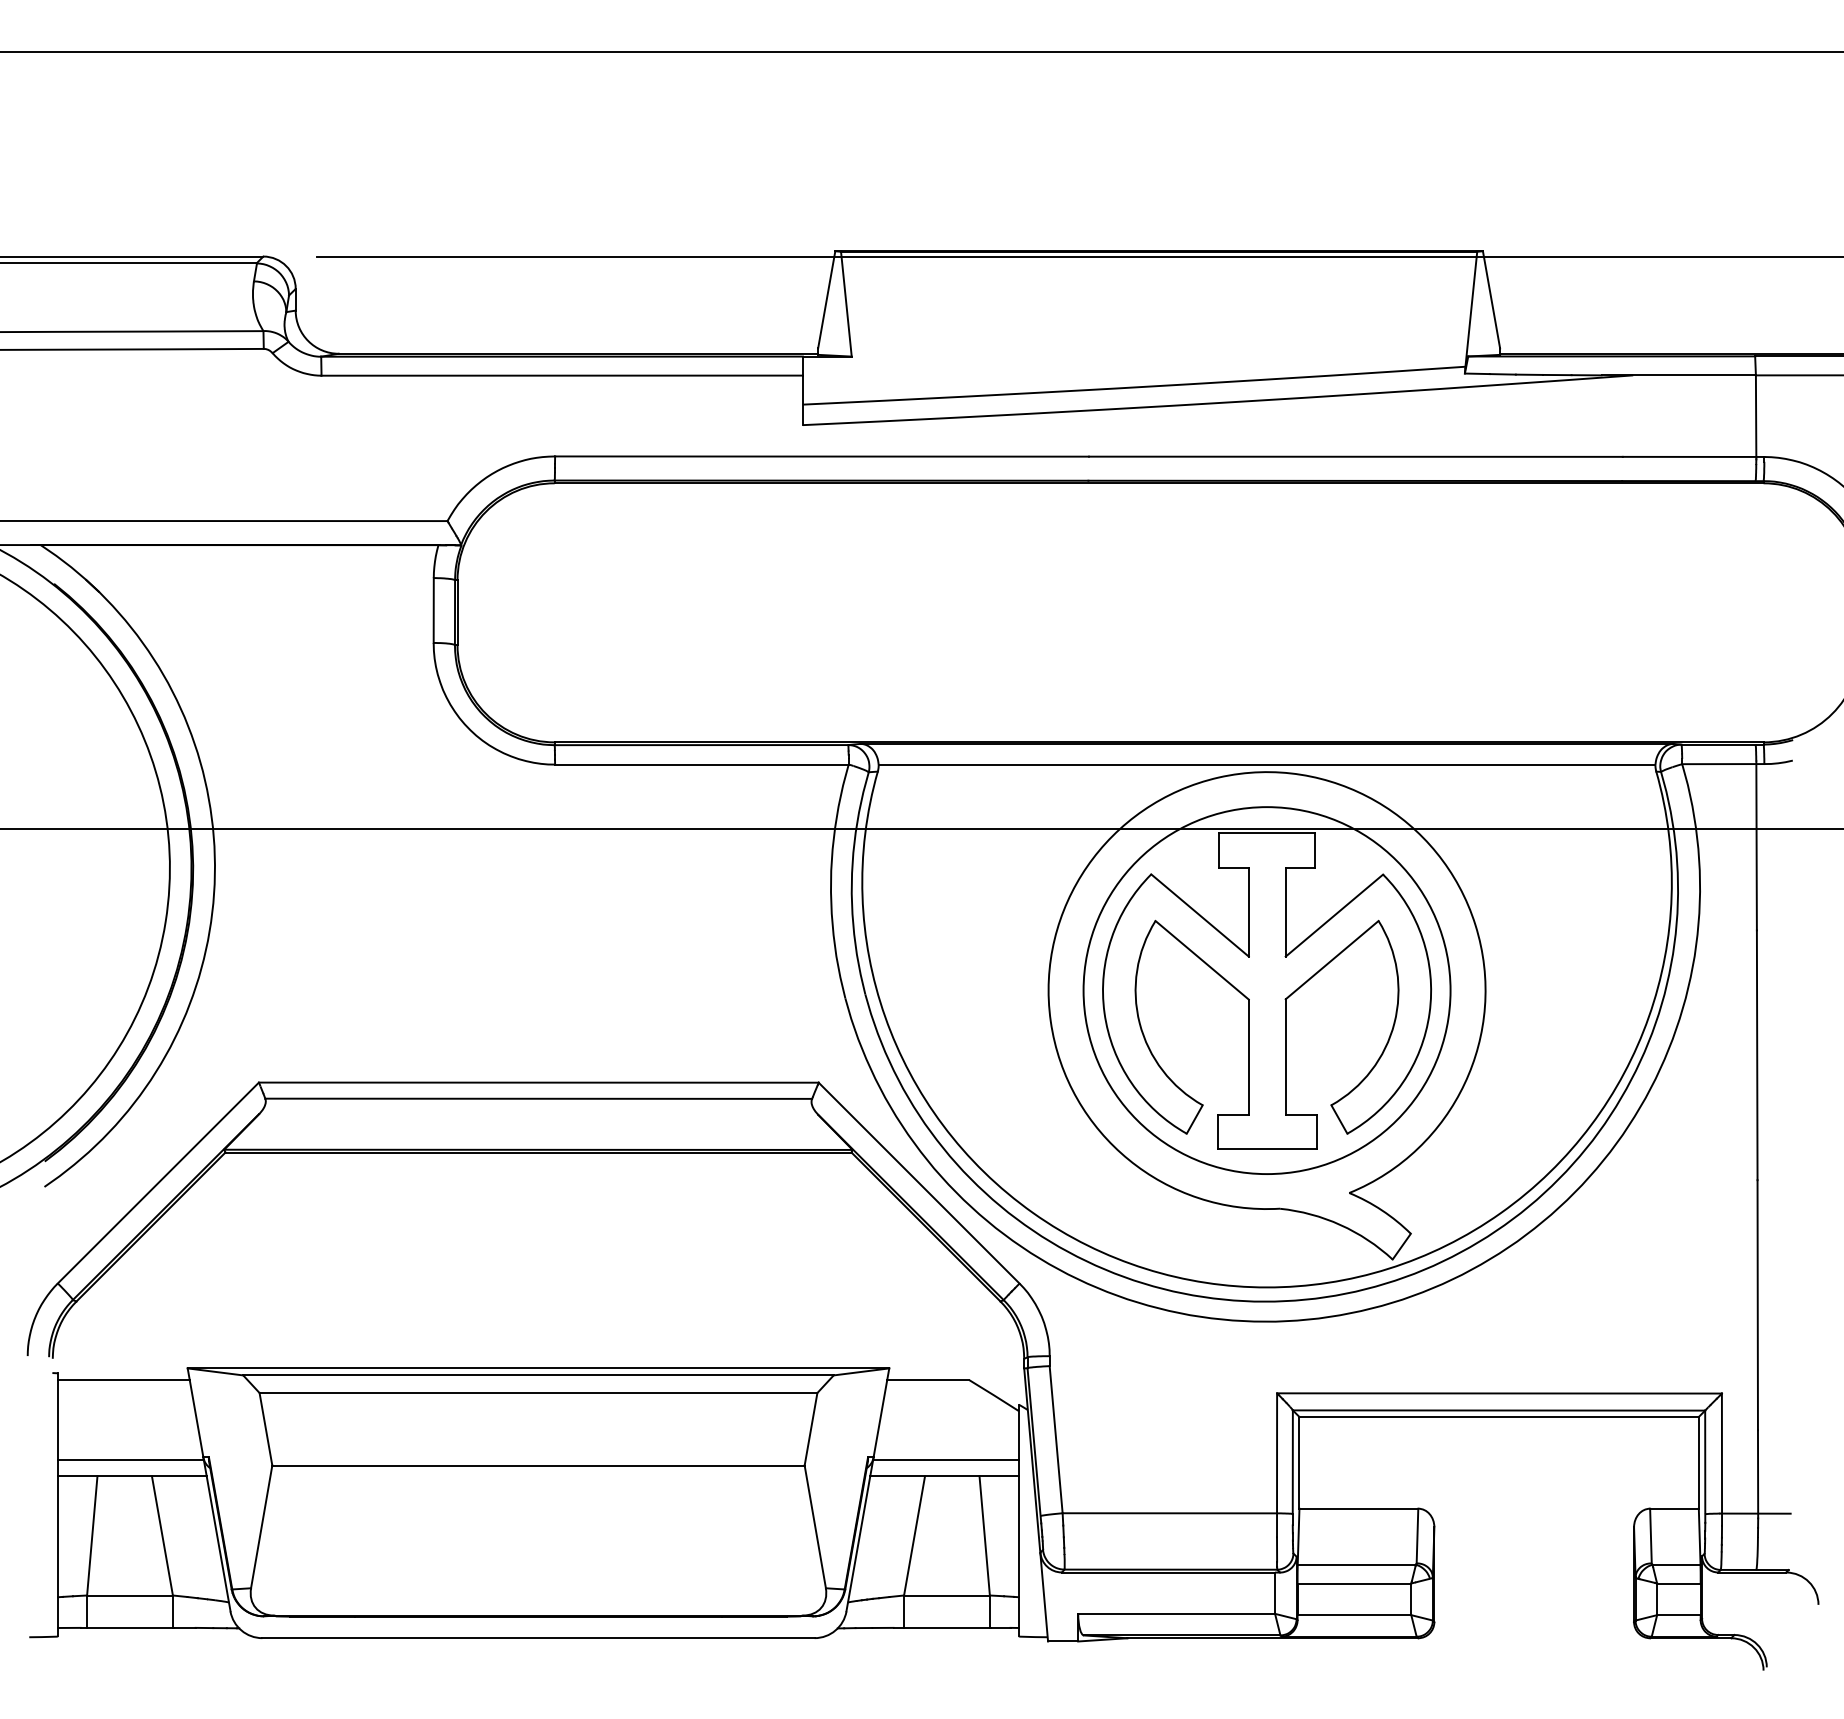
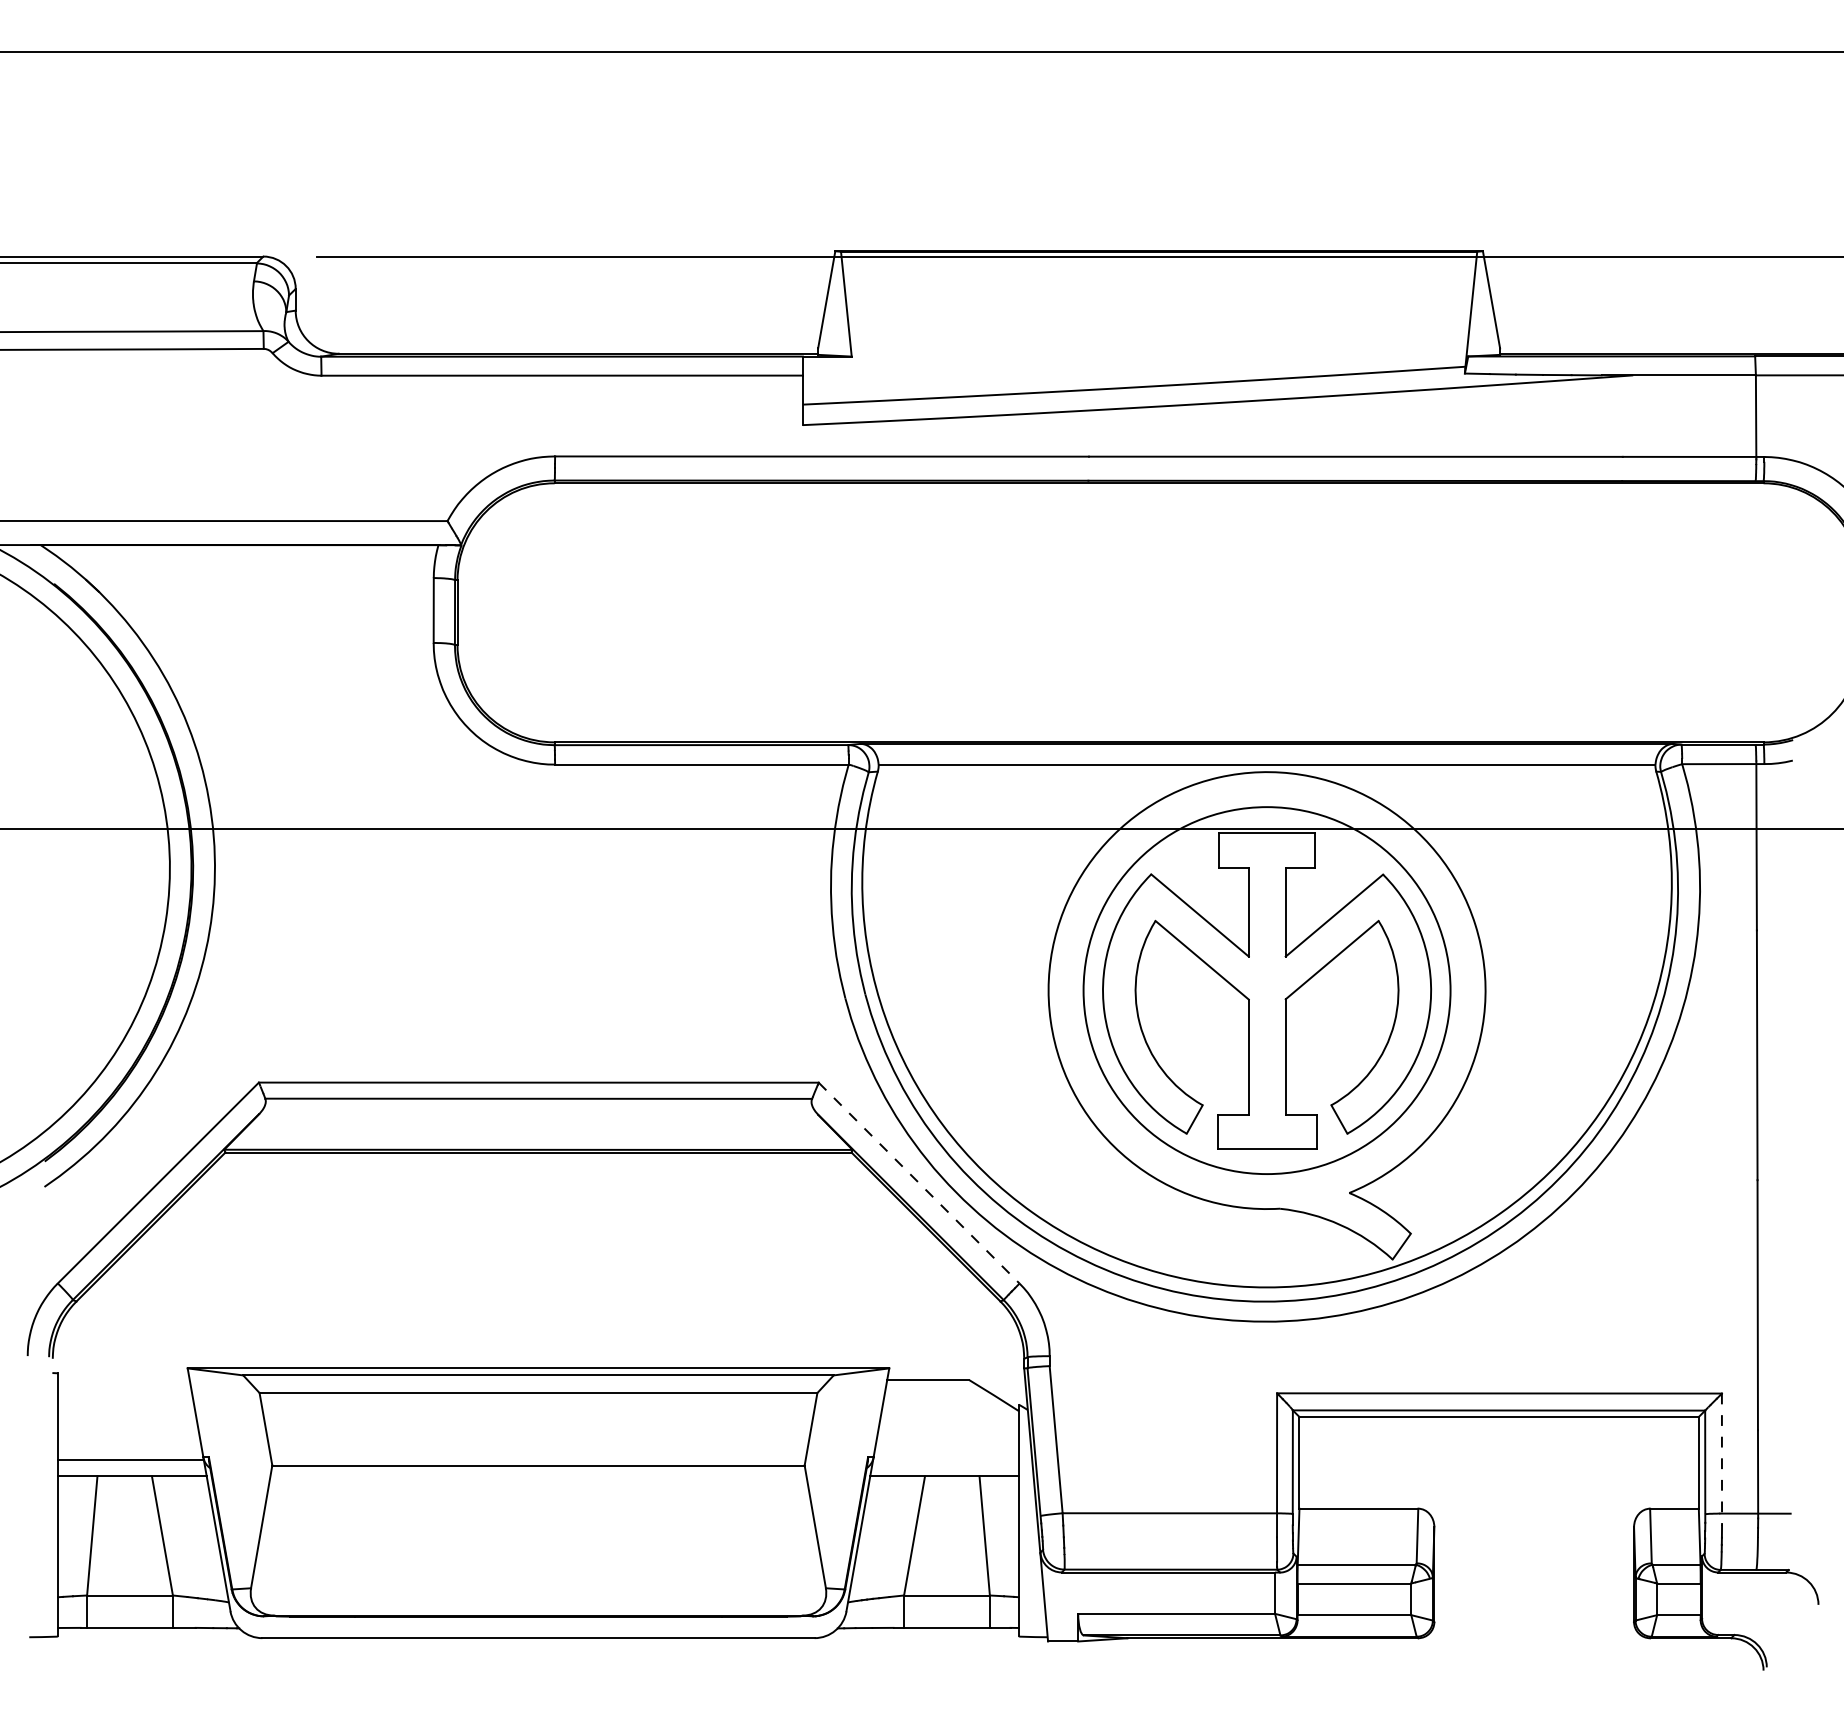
line: solid -> dashed (919, 1183)
line: present -> none (123, 1380)
line: present -> none (945, 1460)
line: solid -> dashed (1721, 1460)
